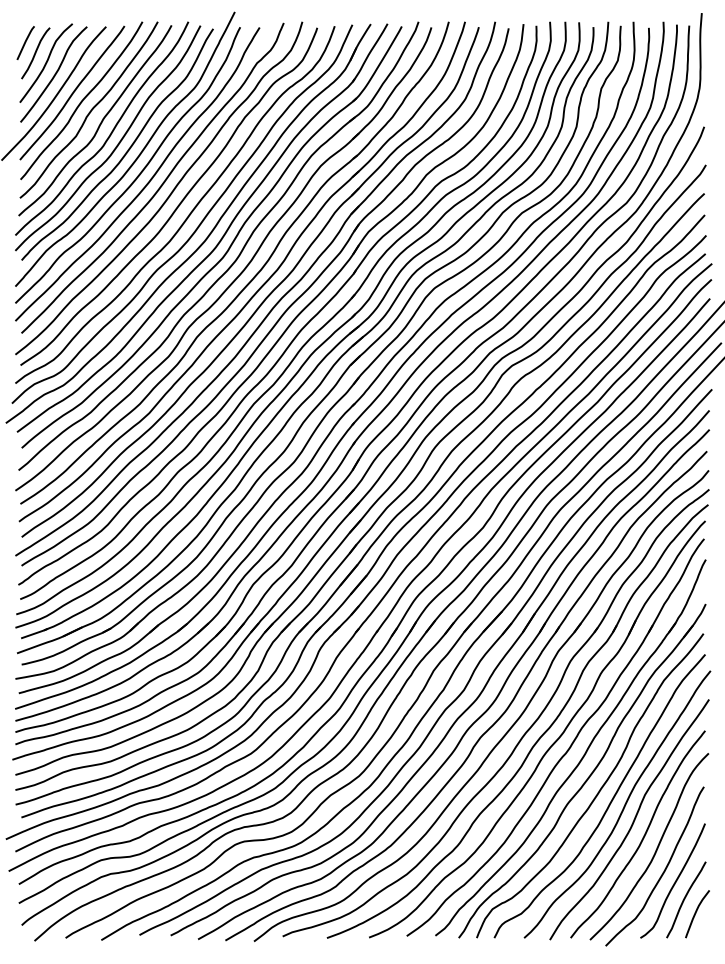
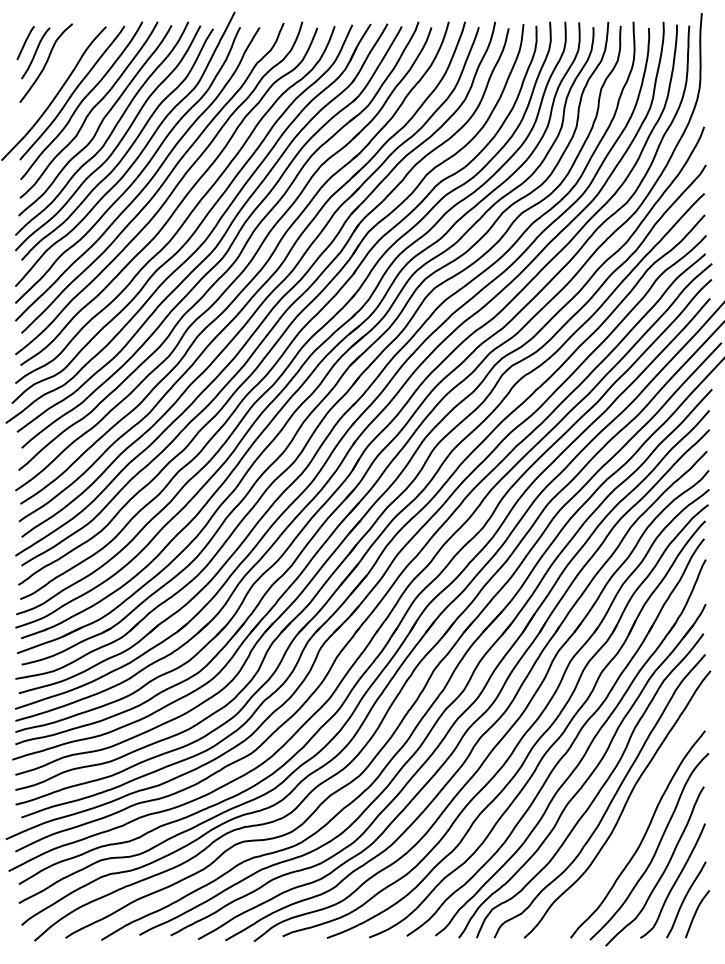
curve: present -> none (54, 74)
curve: present -> none (632, 821)
